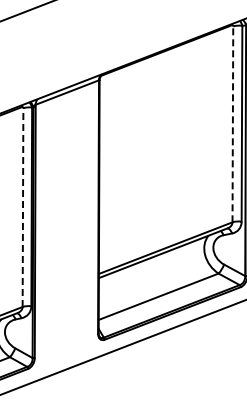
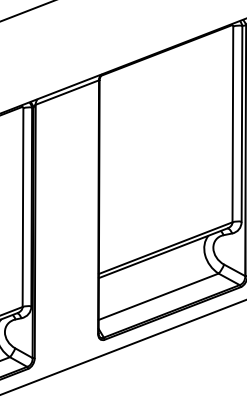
line: dashed -> solid (232, 124)
line: dashed -> solid (23, 207)
